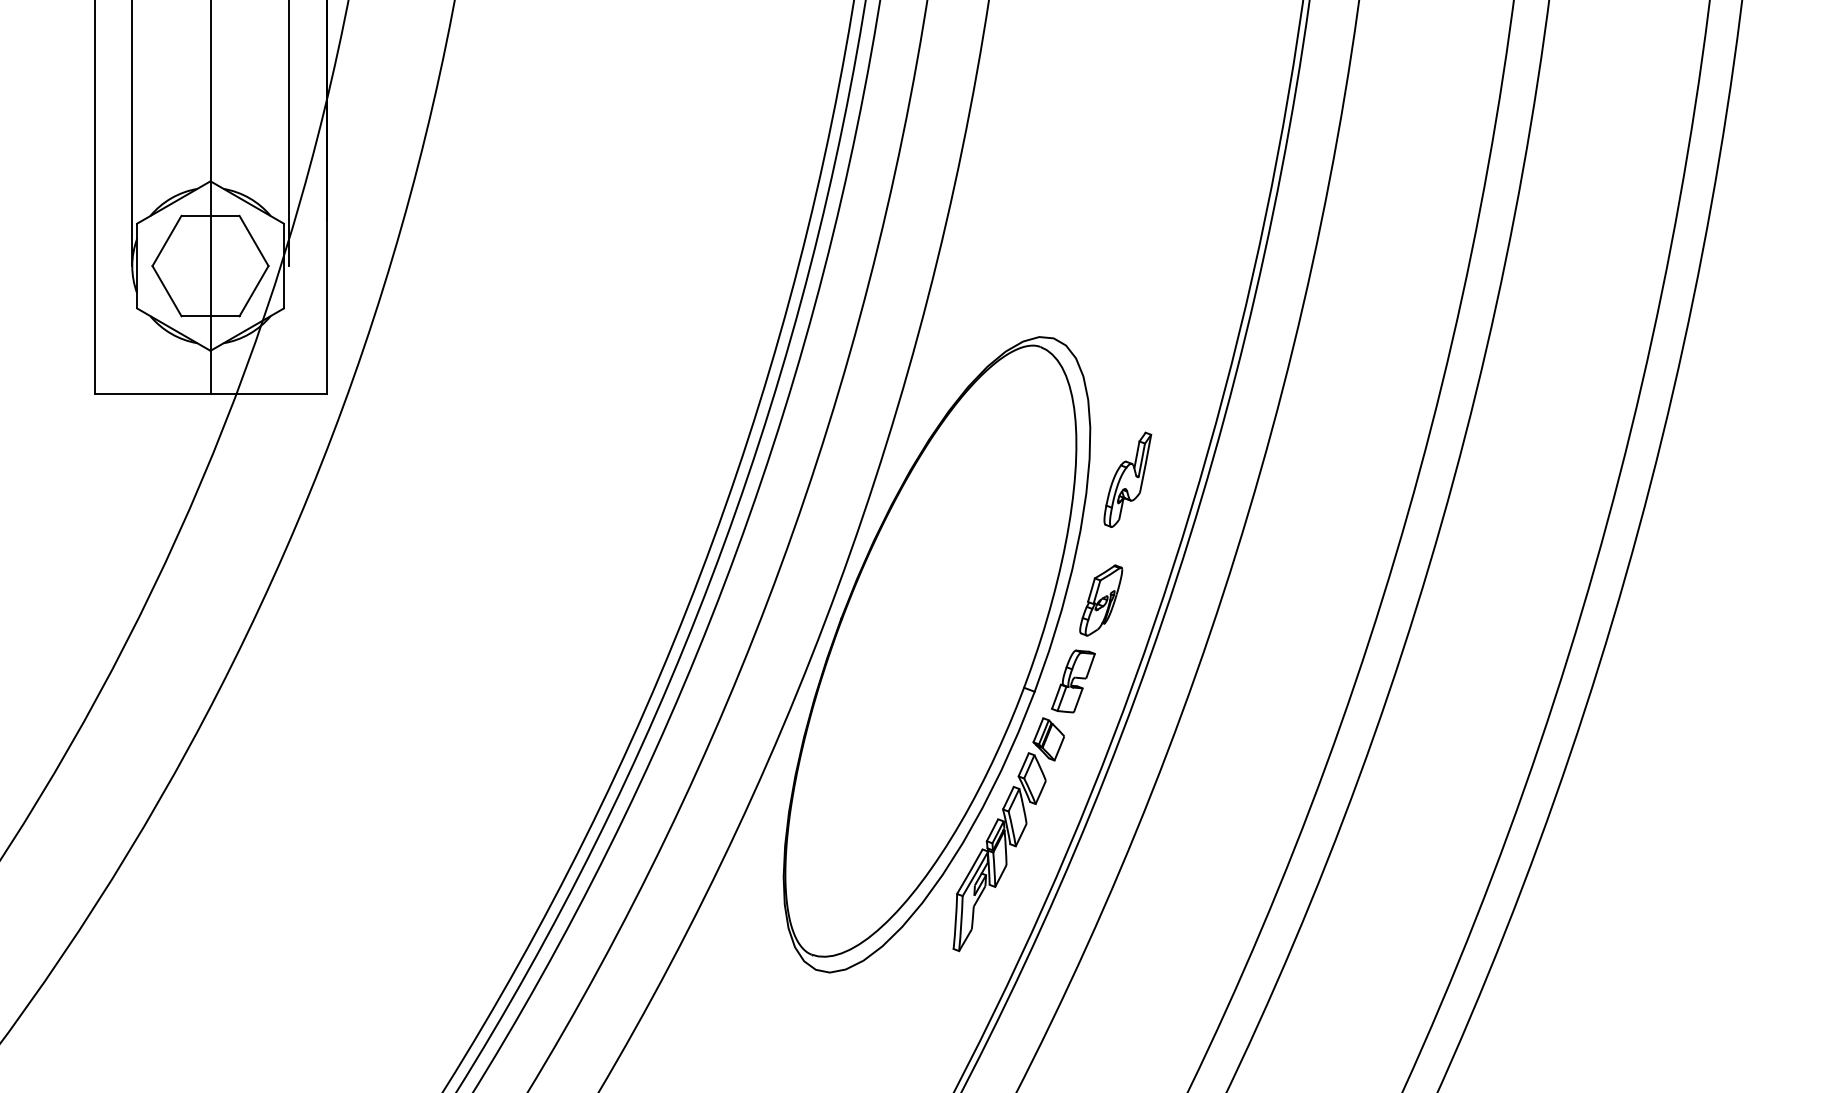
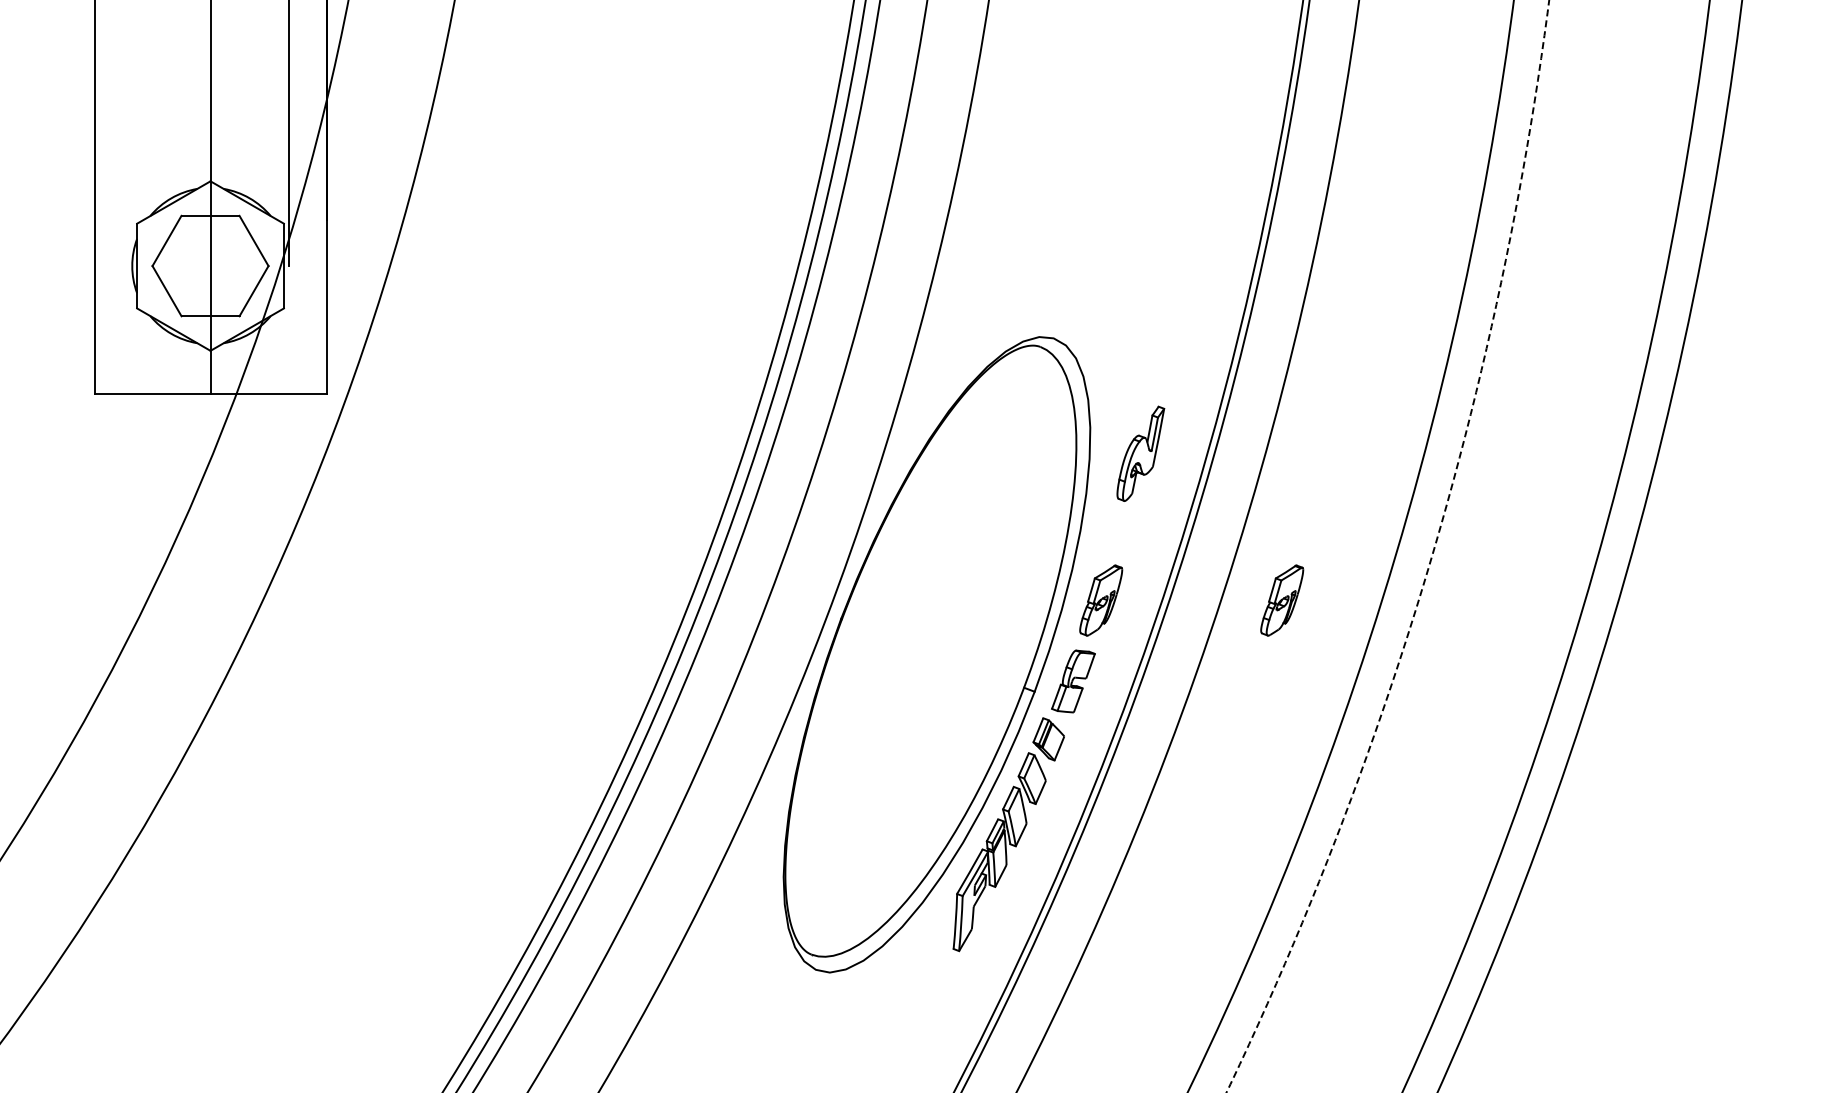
line: present -> none (132, 134)
part position: (1127, 479) -> (1140, 453) (1140, 453)
circle: solid -> dashed (1387, 546)
part: none -> present (1282, 600)
